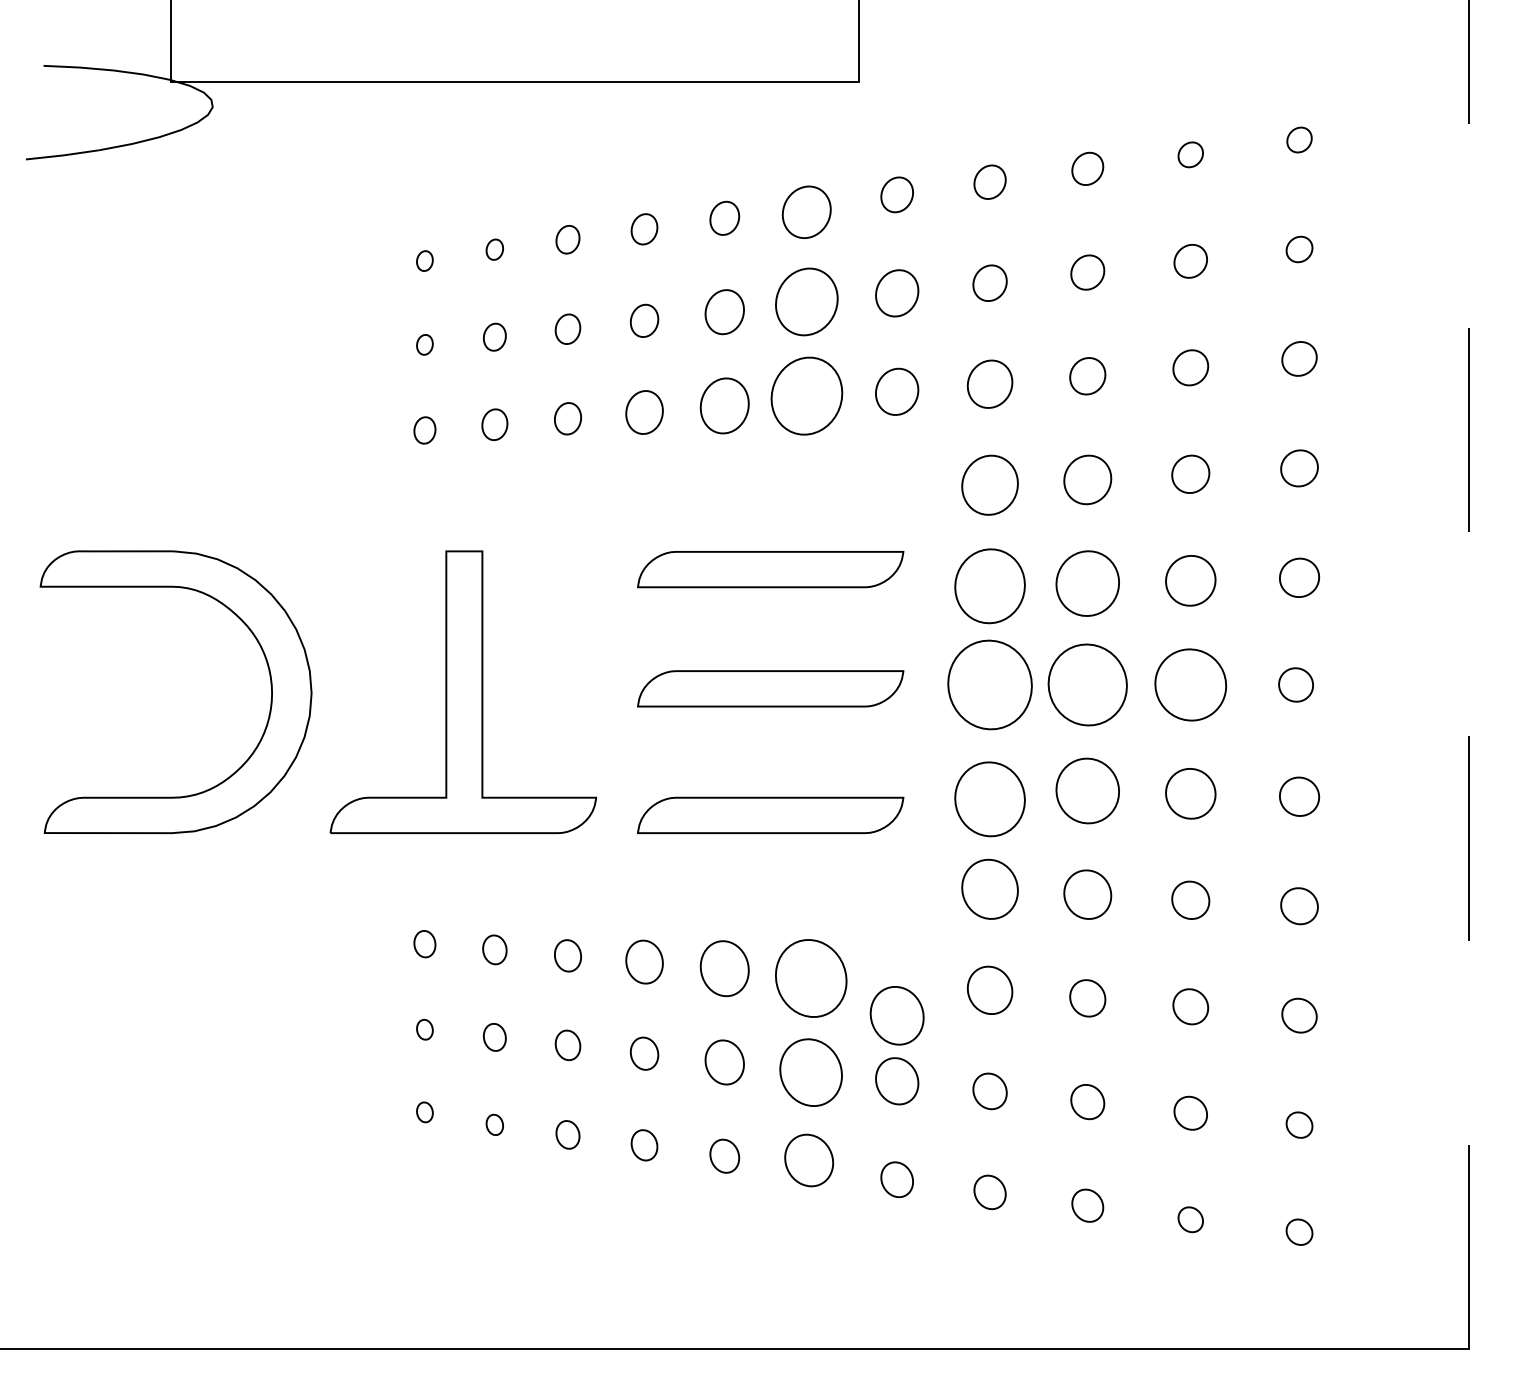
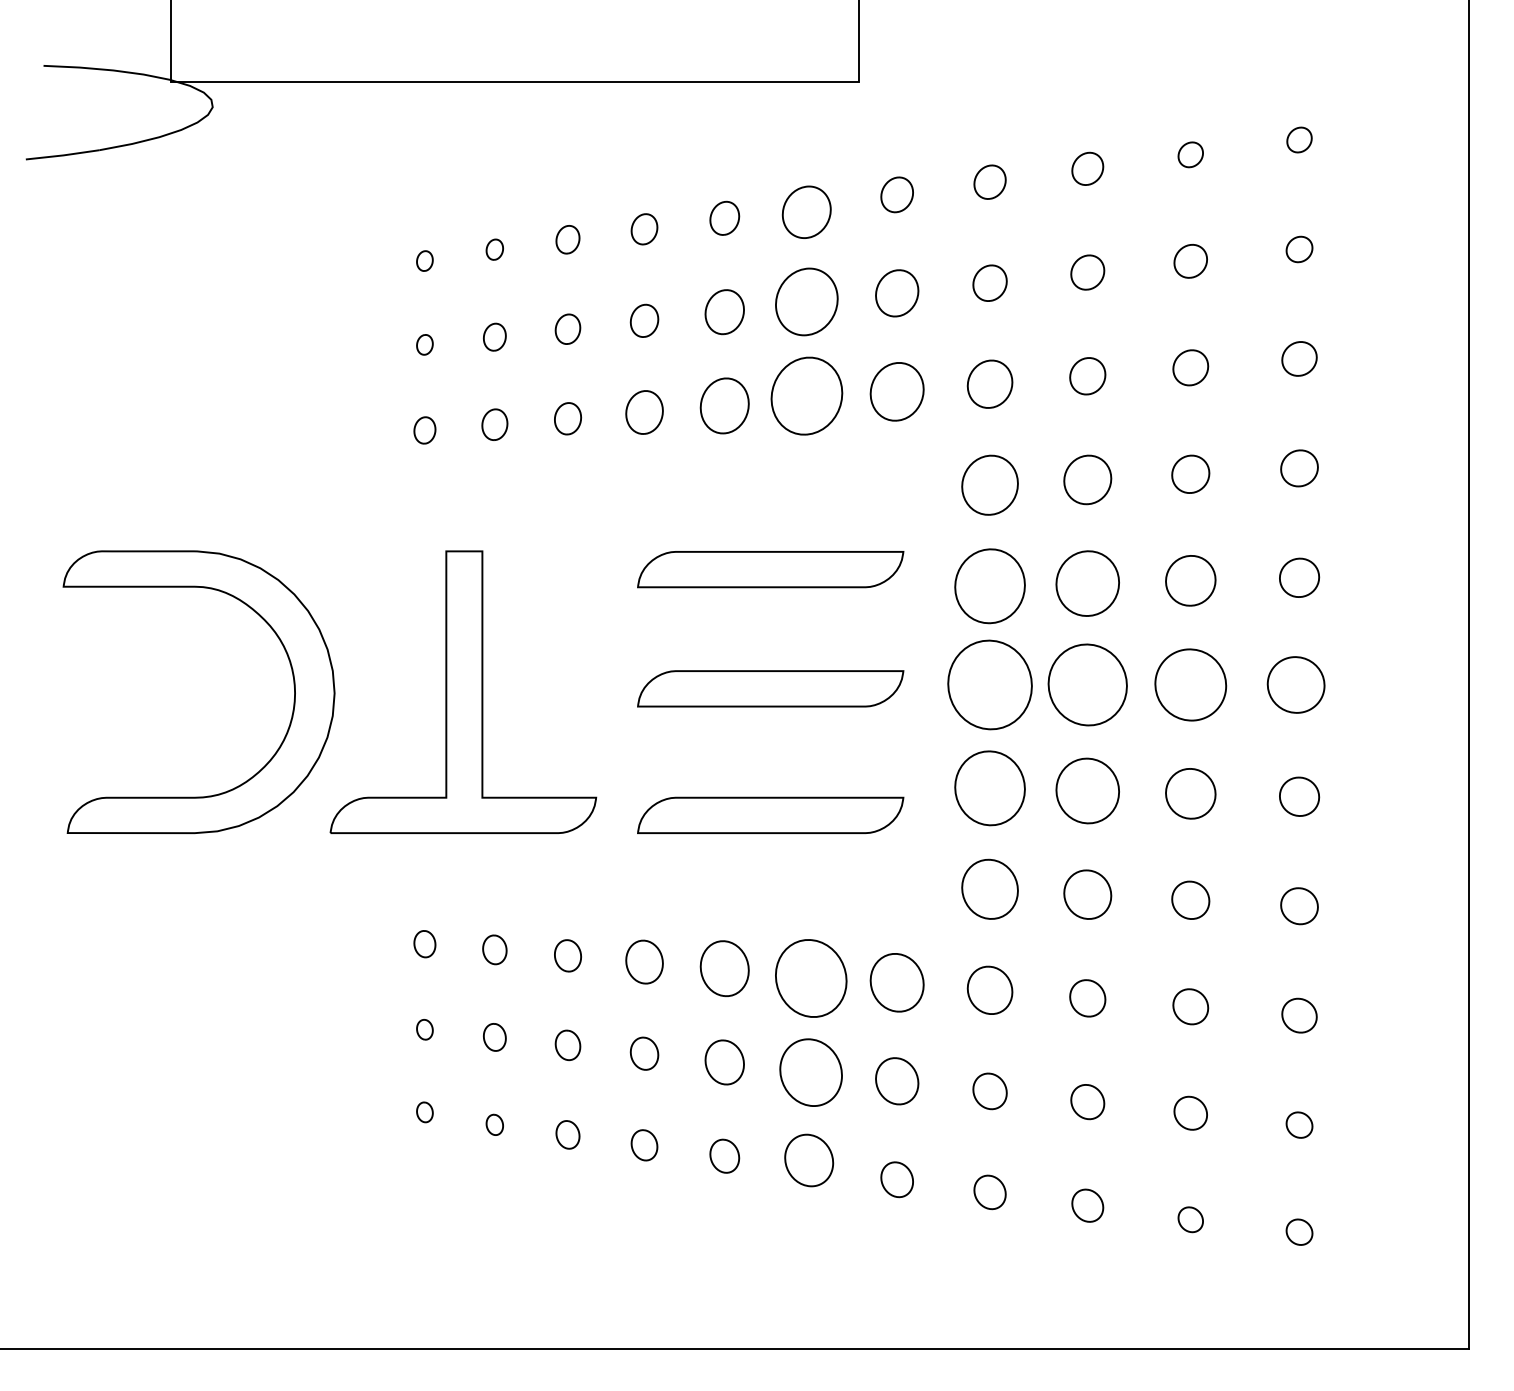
part size: 45x49 px -> 56x60 px (896, 391)
line: dashed -> solid (1468, 674)
part size: 36x36 px -> 60x58 px (1295, 684)
part position: (270, 686) -> (293, 686) (293, 686)
part position: (989, 799) -> (989, 788) (989, 788)
part position: (896, 1015) -> (896, 982) (896, 982)
